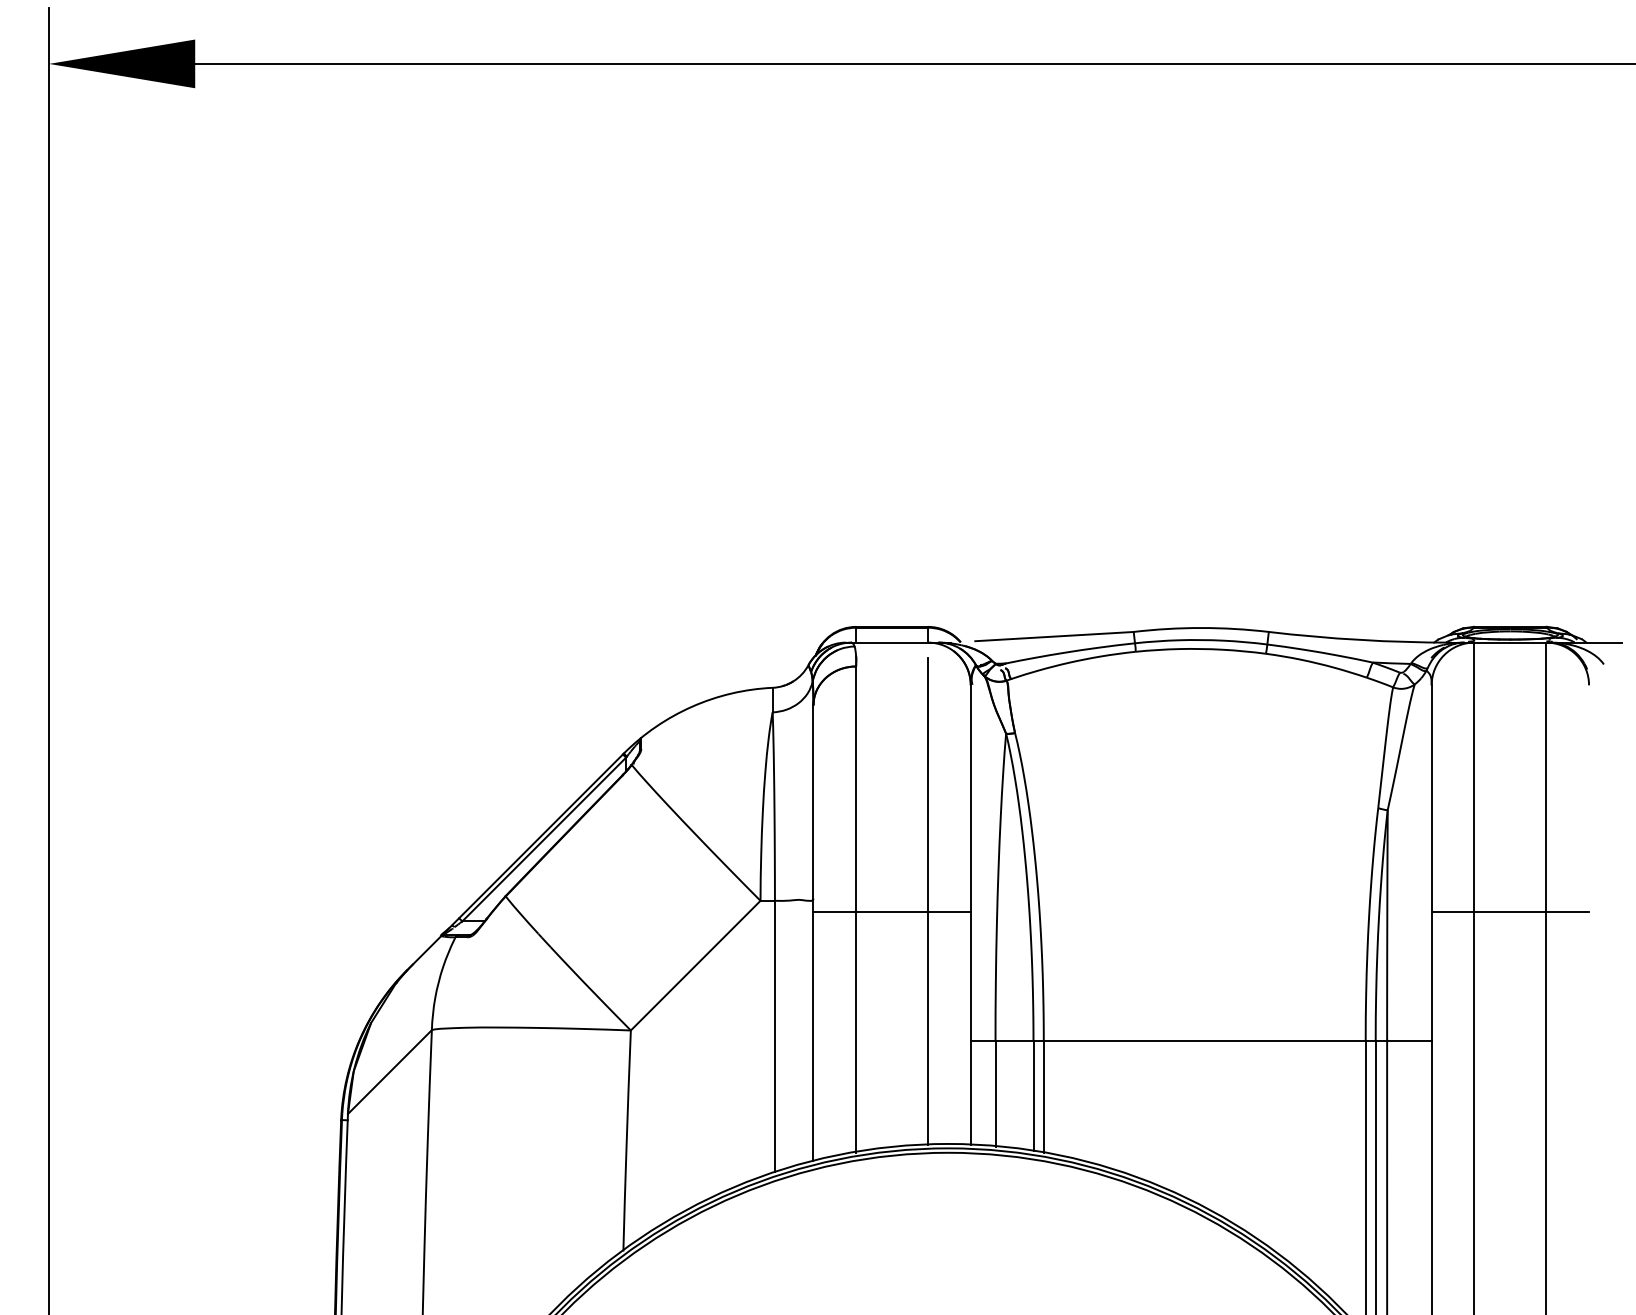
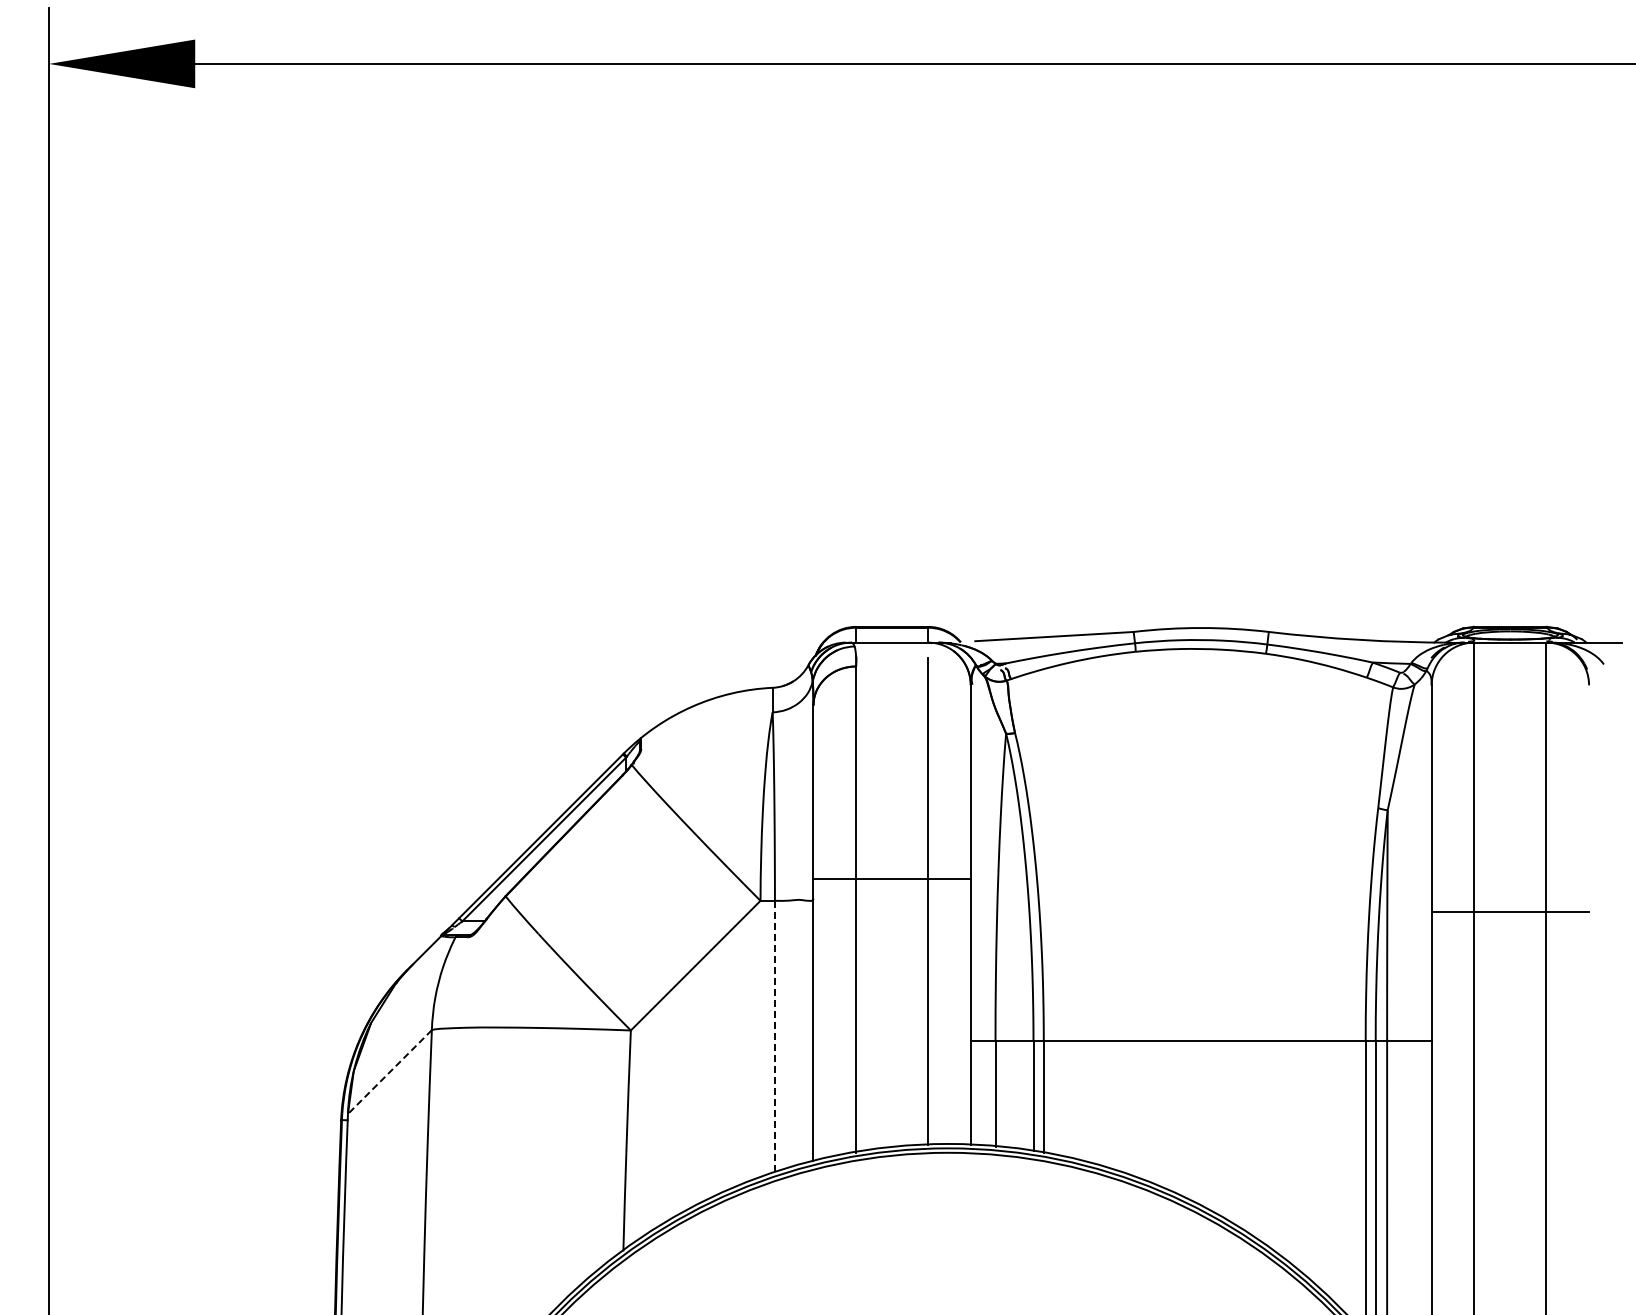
line position: (891, 912) -> (891, 879) (891, 879)
line: solid -> dashed (774, 1036)
line: solid -> dashed (389, 1072)
